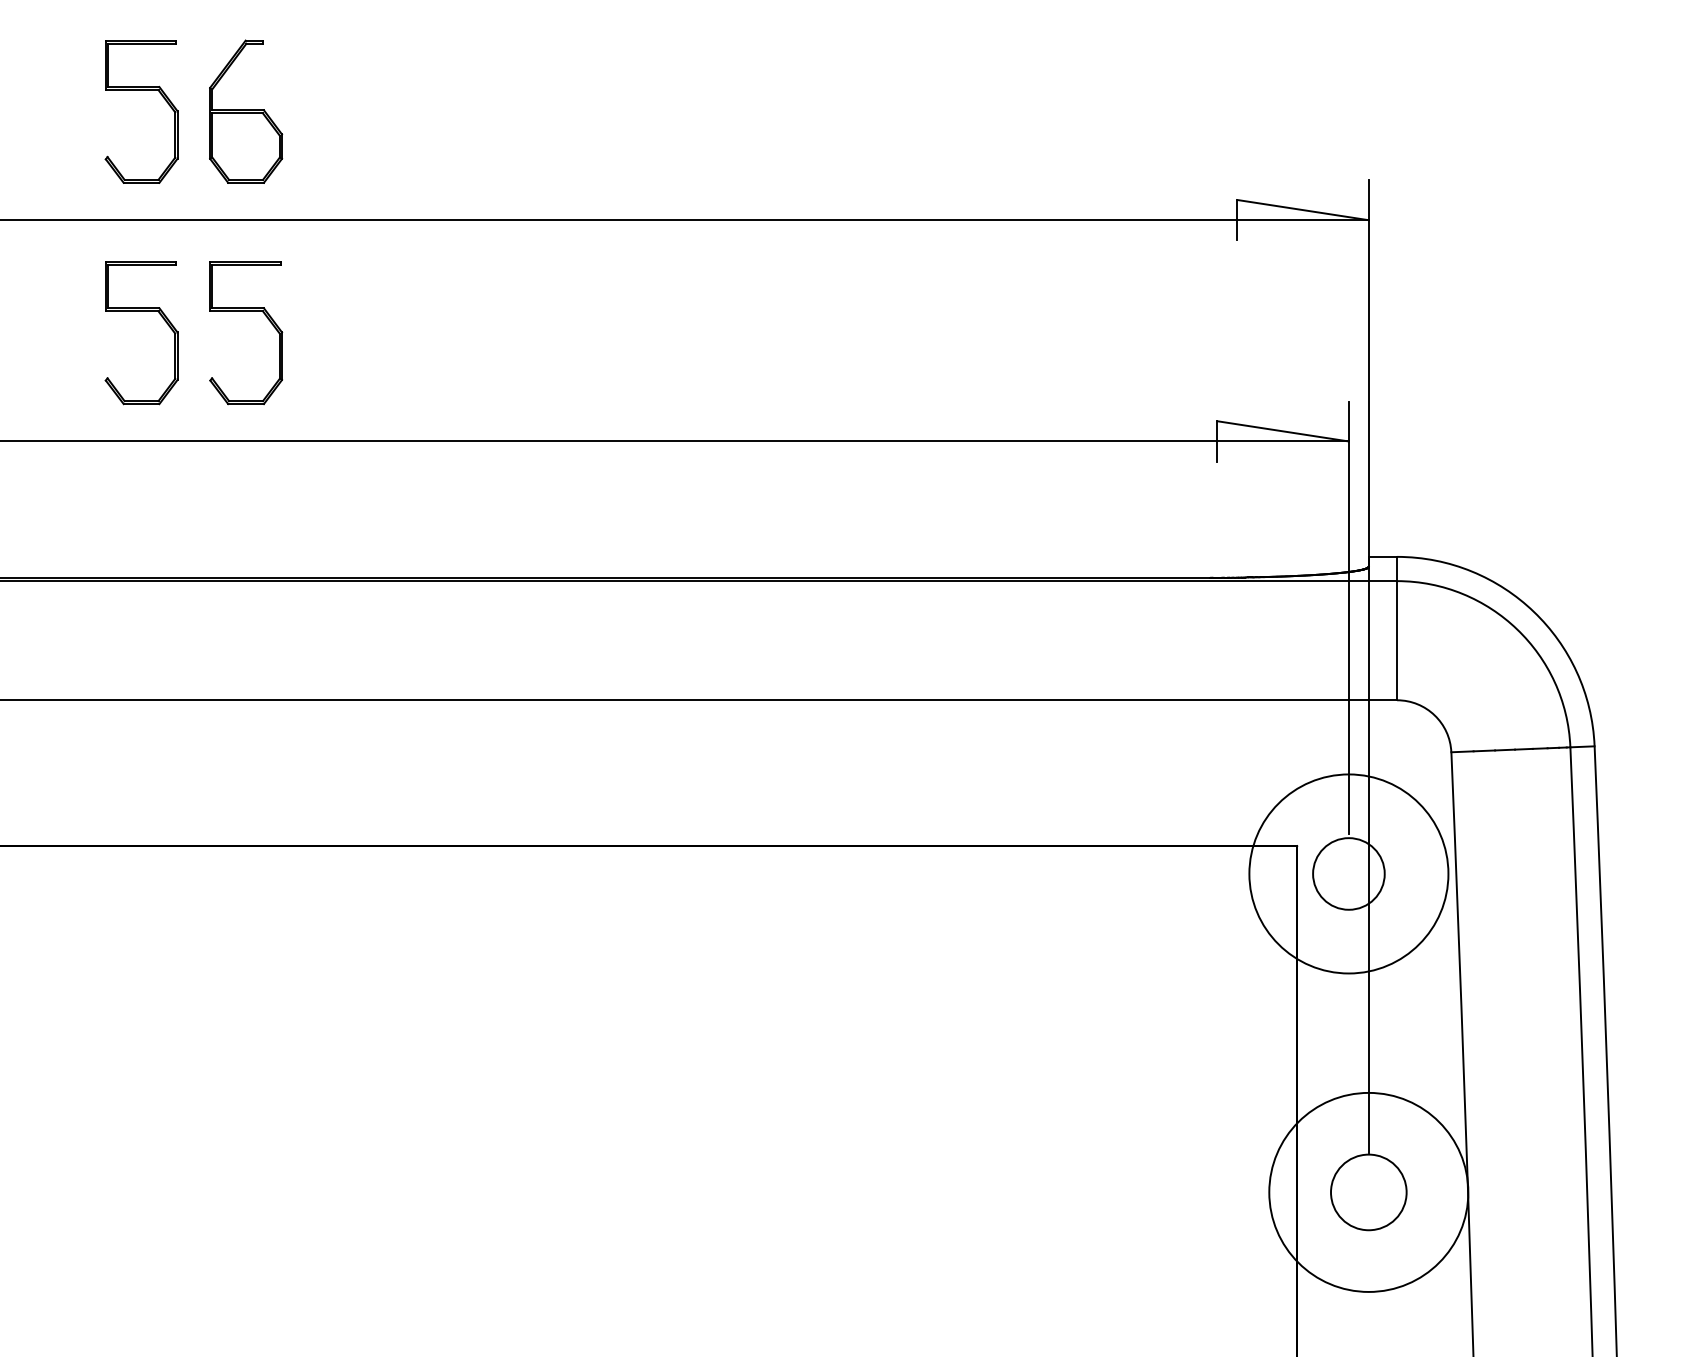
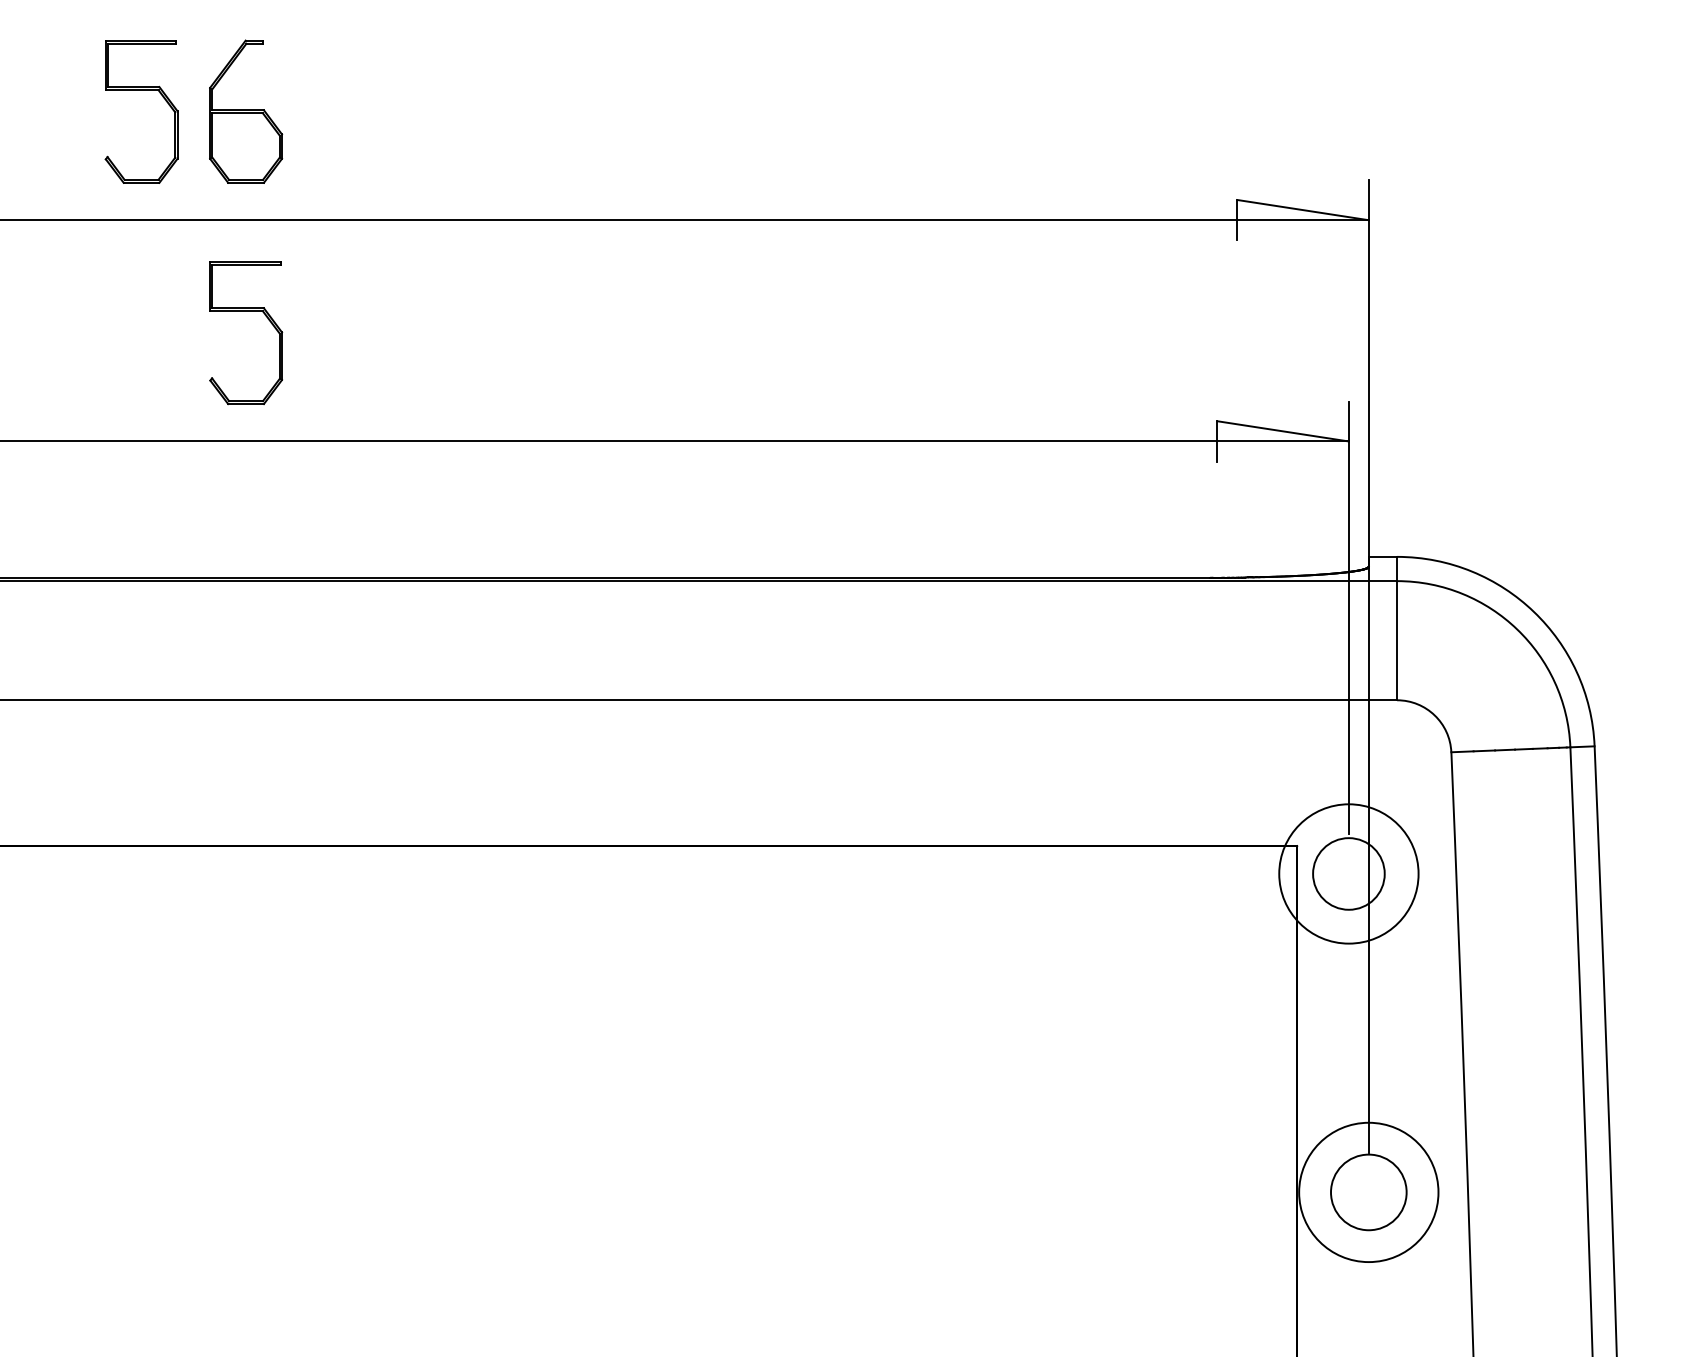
part: present -> none (141, 311)
circle diameter: 199 px -> 139 px (1348, 873)
circle diameter: 199 px -> 139 px (1368, 1192)
